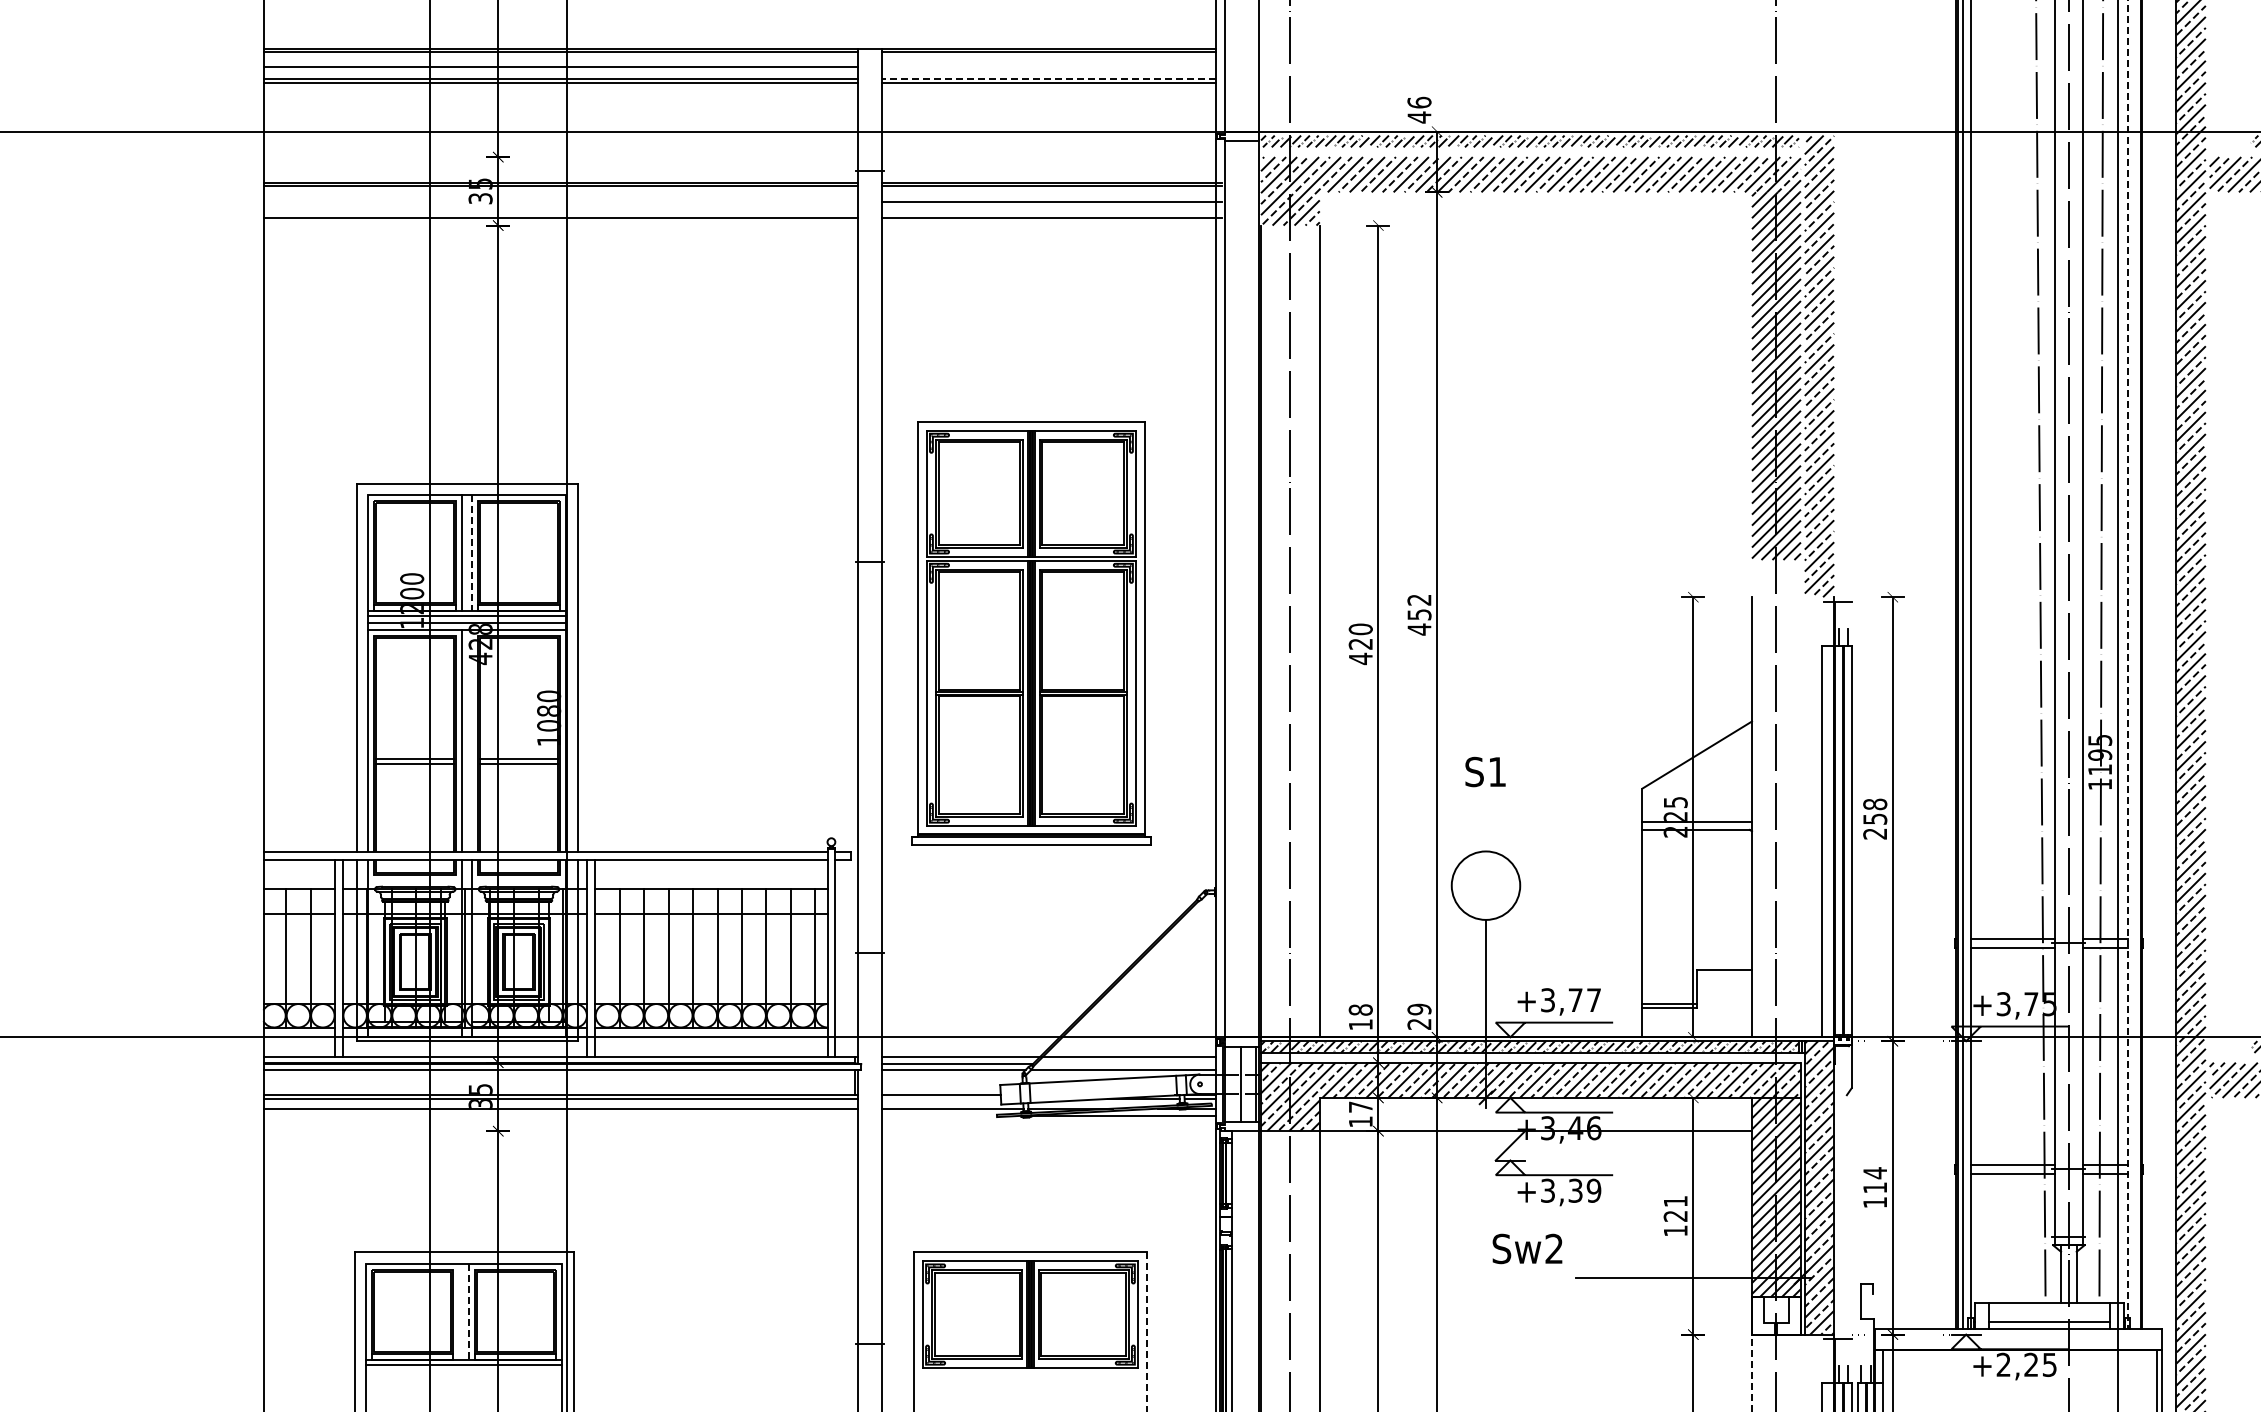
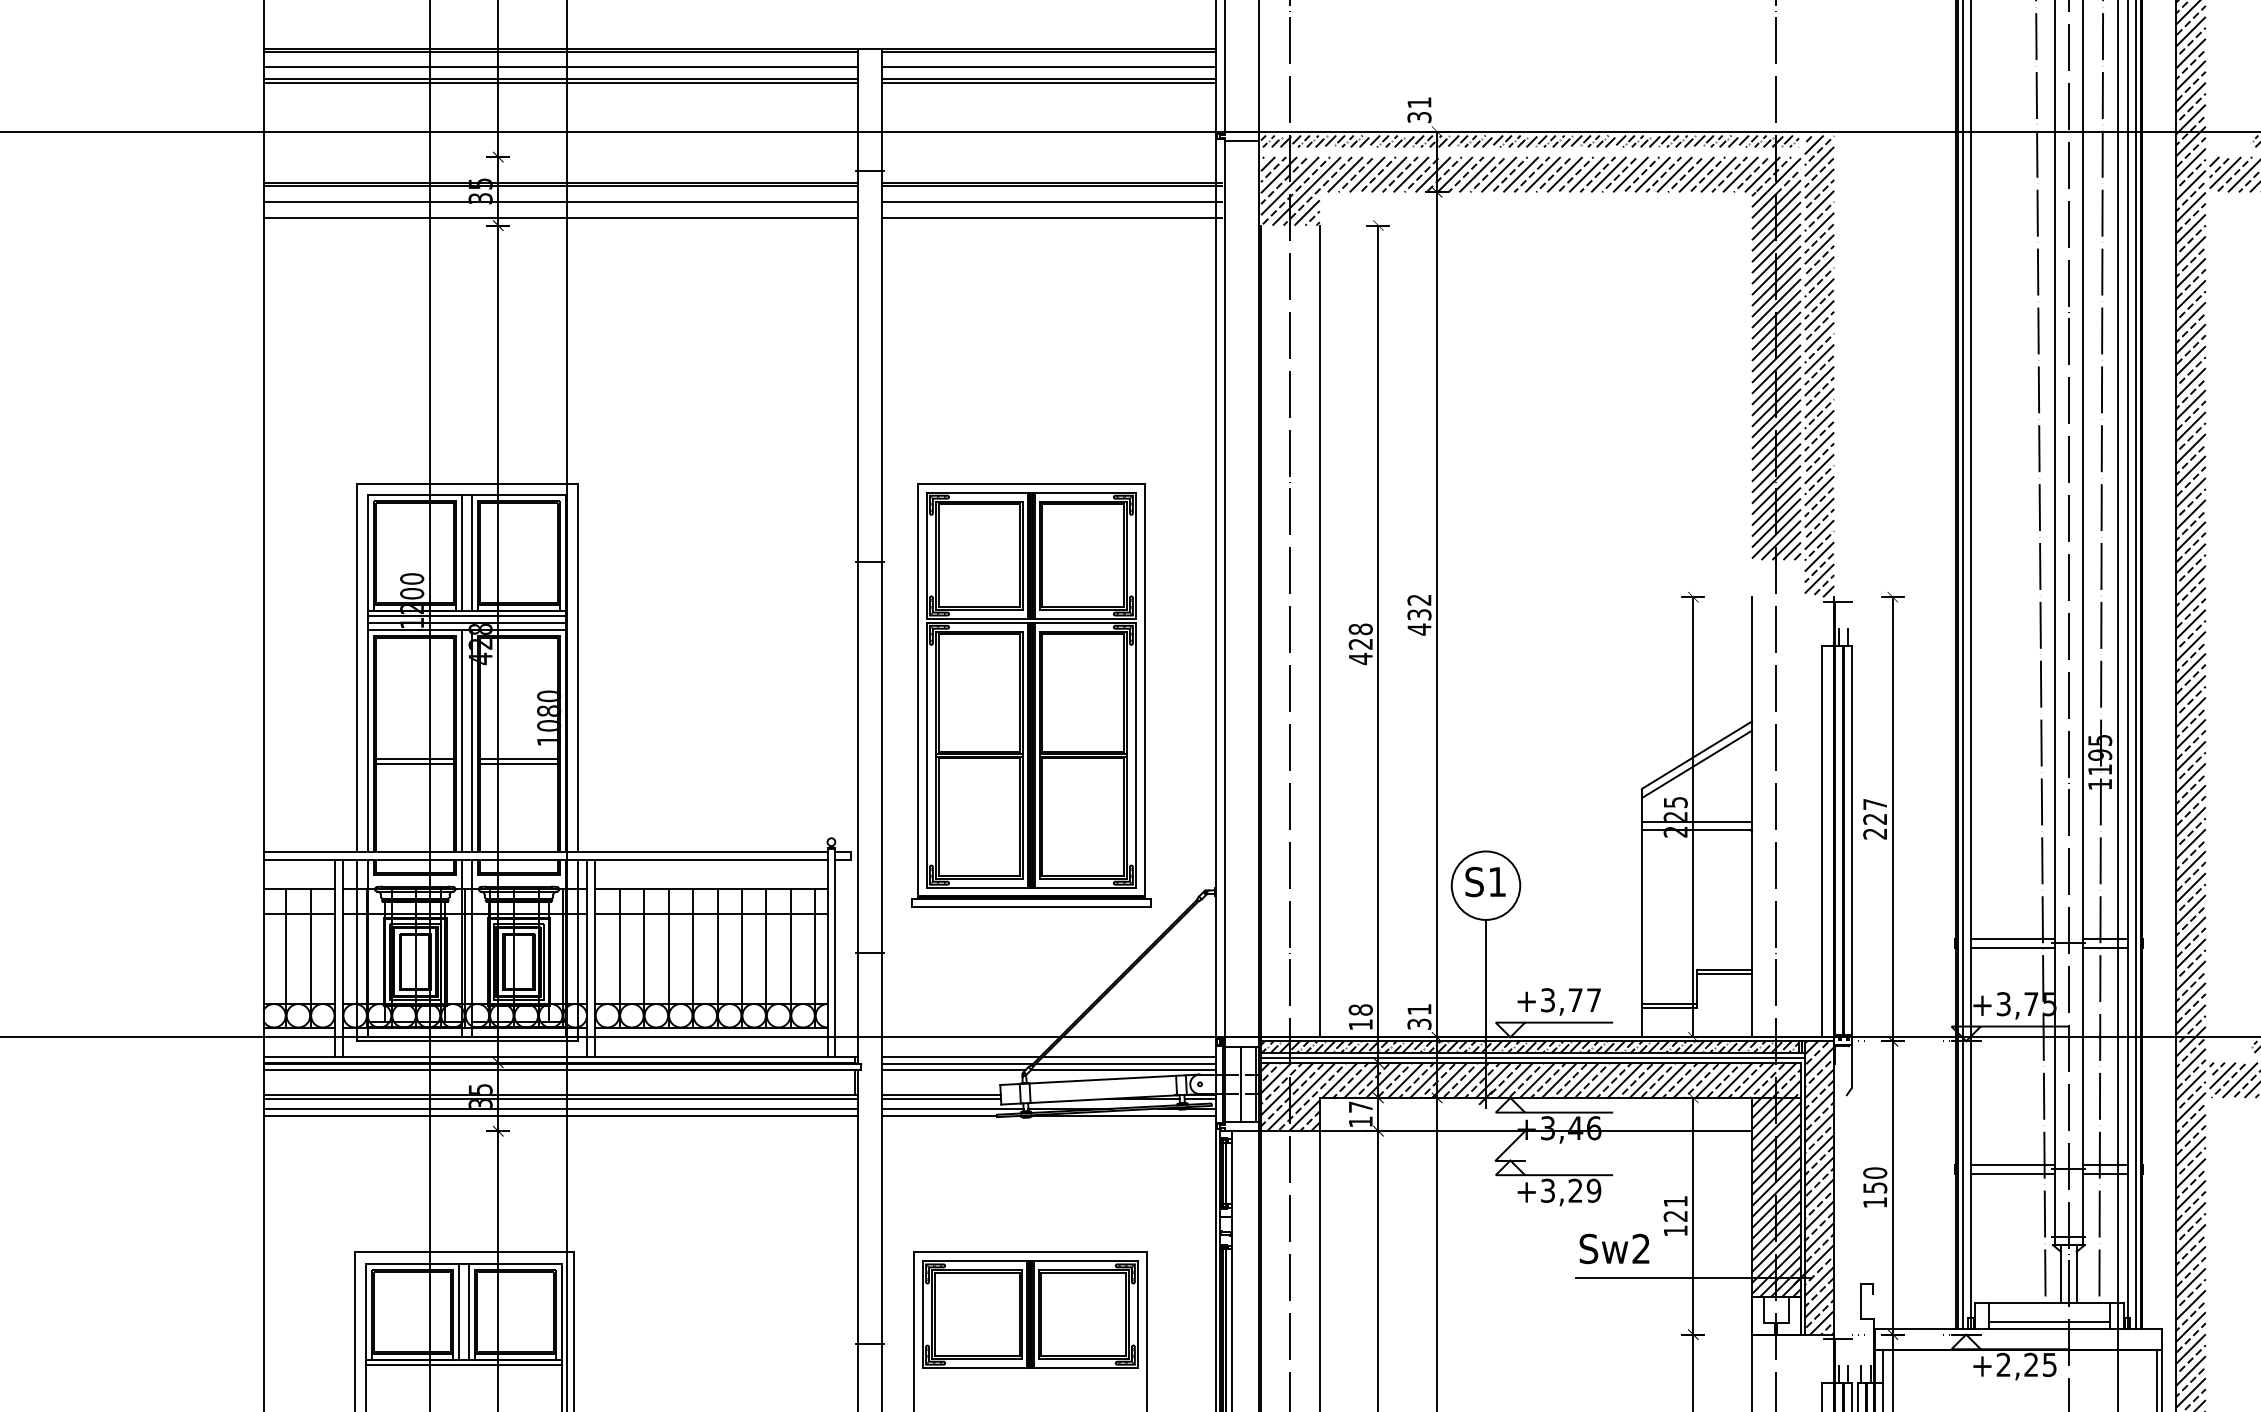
line: none -> present (1048, 67)
line: dashed -> solid (1048, 78)
text: 46 -> 31 (1419, 109)
line: none -> present (560, 202)
line: dashed -> solid (472, 553)
text: 452 -> 432 (1418, 614)
text: 420 -> 428 (1360, 629)
part position: (1031, 633) -> (1031, 695) (1031, 695)
line: dashed -> solid (2127, 665)
line: none -> present (2135, 665)
line: none -> present (472, 740)
line: none -> present (1697, 763)
text position: (1485, 771) -> (1485, 881) (1485, 881)
text: 258 -> 227 (1875, 811)
line: none -> present (1724, 974)
text: 29 -> 31 (1419, 1016)
line: none -> present (1532, 1057)
line: none -> present (1125, 1064)
line: none -> present (941, 1098)
line: none -> present (560, 1115)
line: none -> present (938, 1115)
text: 114 -> 150 (1875, 1180)
text: +3,39 -> +3,29 (1575, 1190)
text position: (1527, 1248) -> (1614, 1248) (1614, 1248)
line: none -> present (459, 1311)
line: dashed -> solid (469, 1311)
line: dashed -> solid (1146, 1332)
line: dashed -> solid (1752, 1372)
